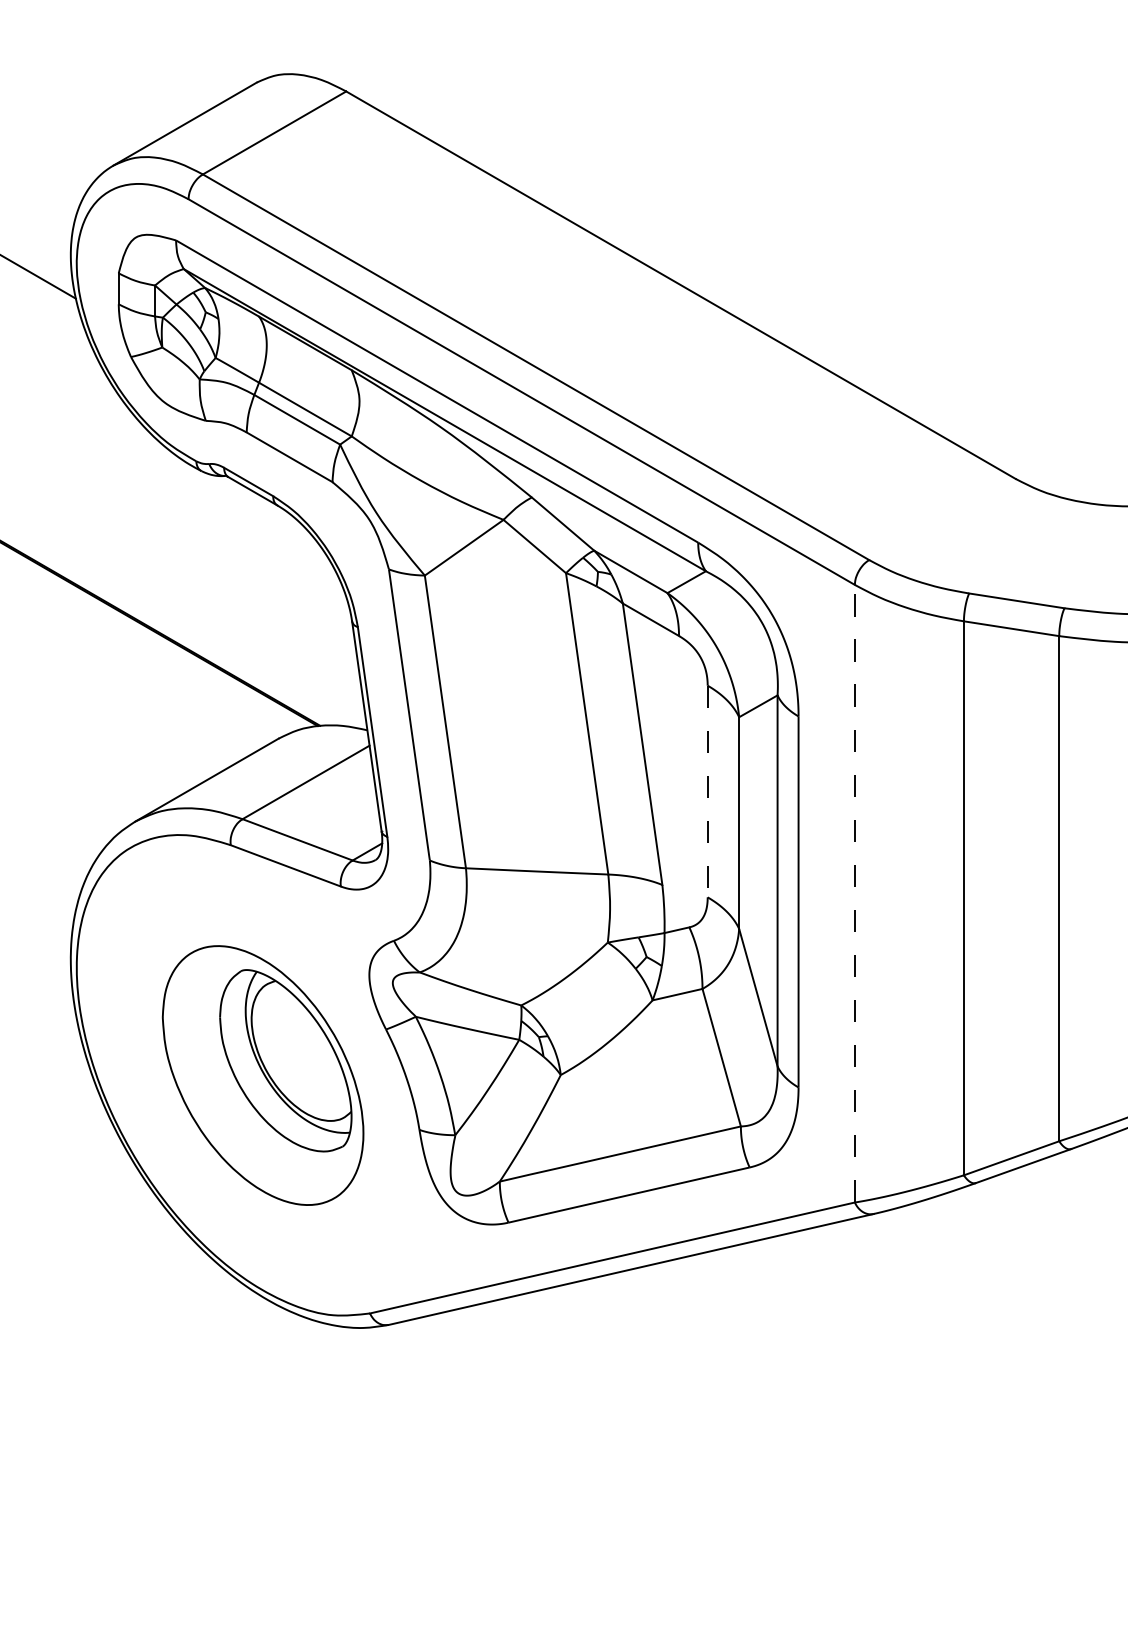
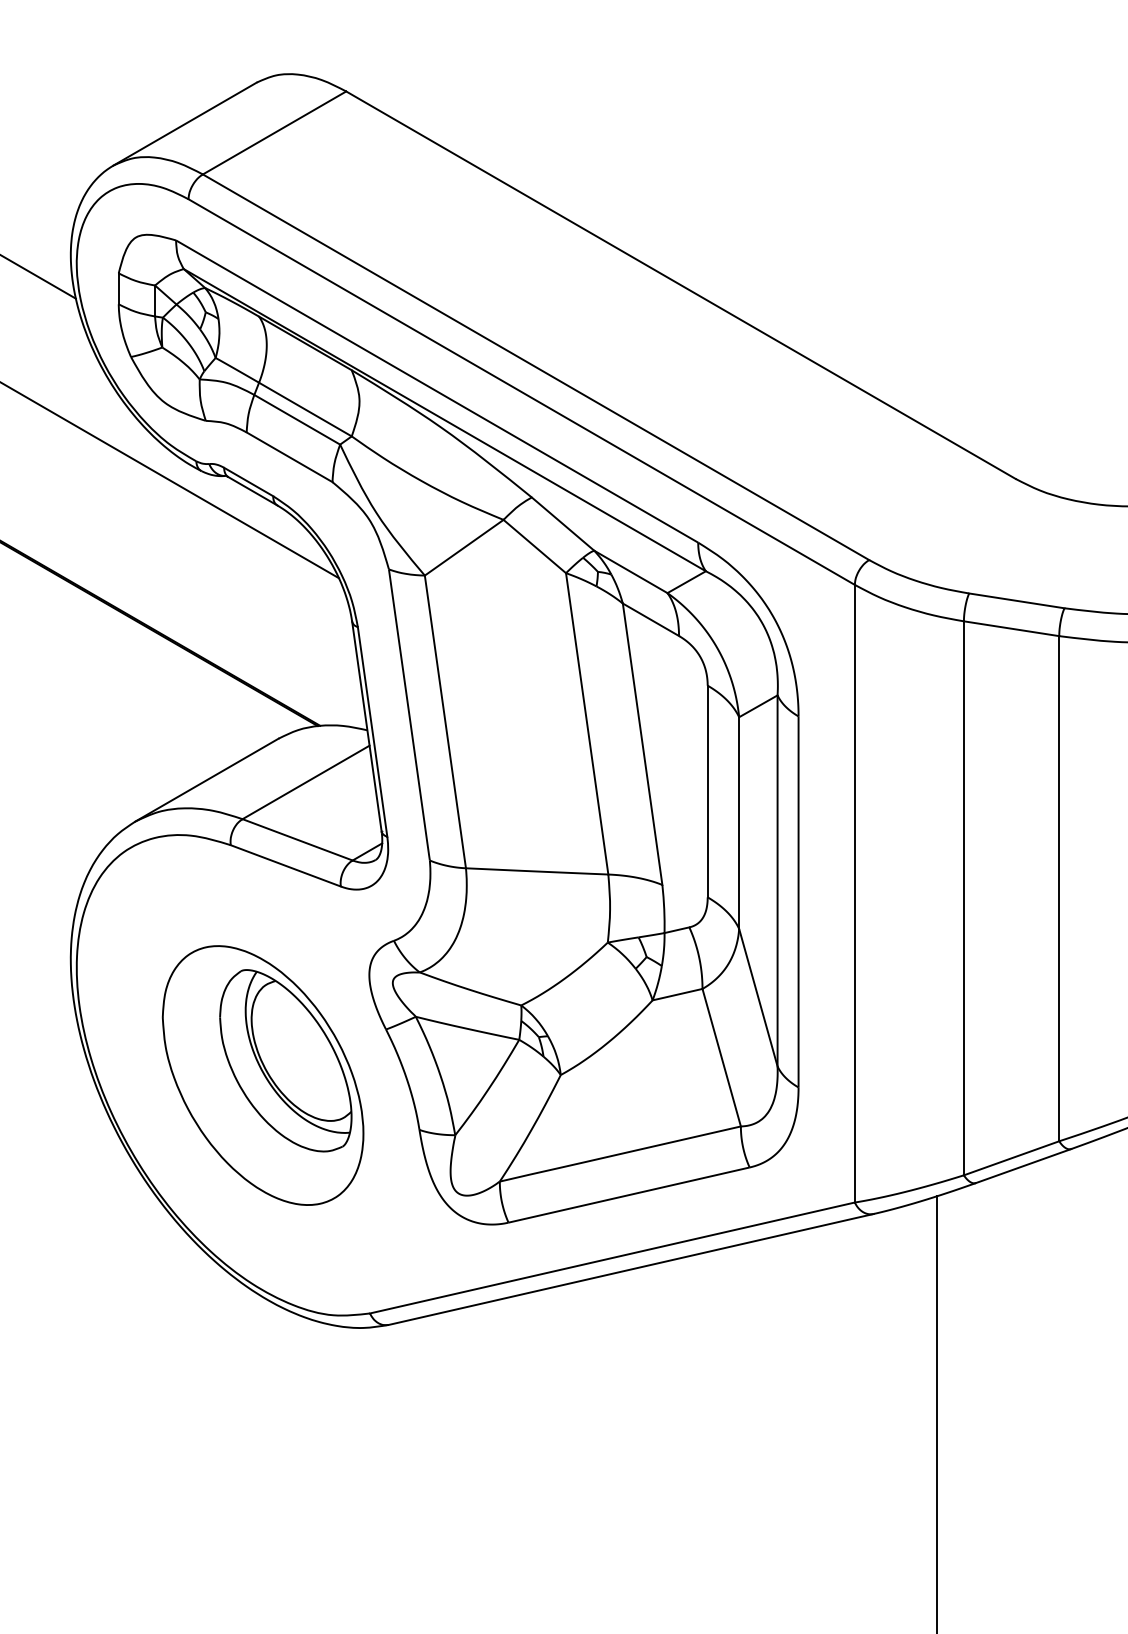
line: none -> present (170, 480)
line: dashed -> solid (707, 791)
line: dashed -> solid (854, 893)
line: none -> present (936, 1413)
